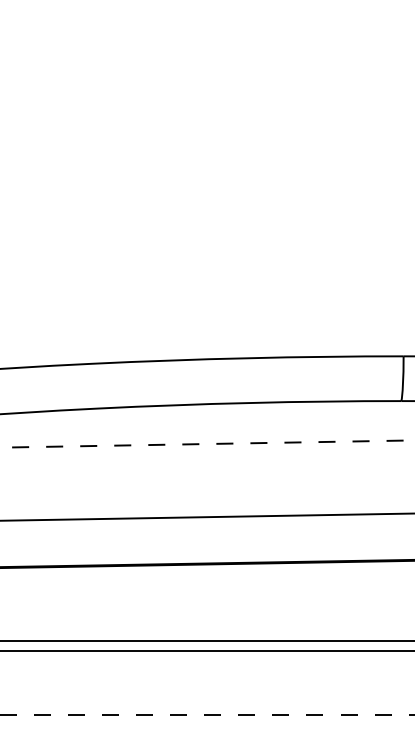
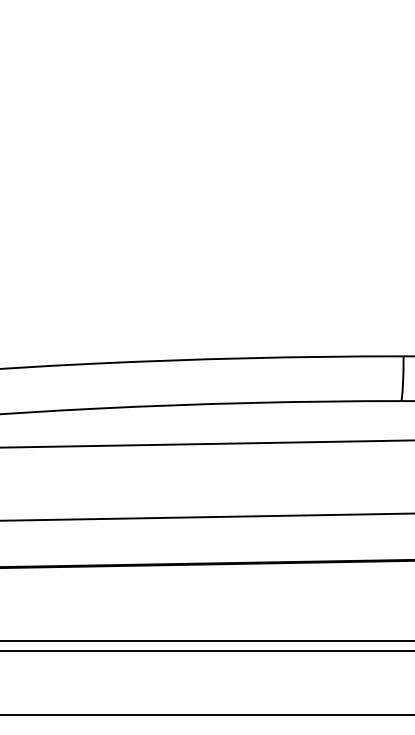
line: dashed -> solid (207, 444)
line: dashed -> solid (207, 714)
